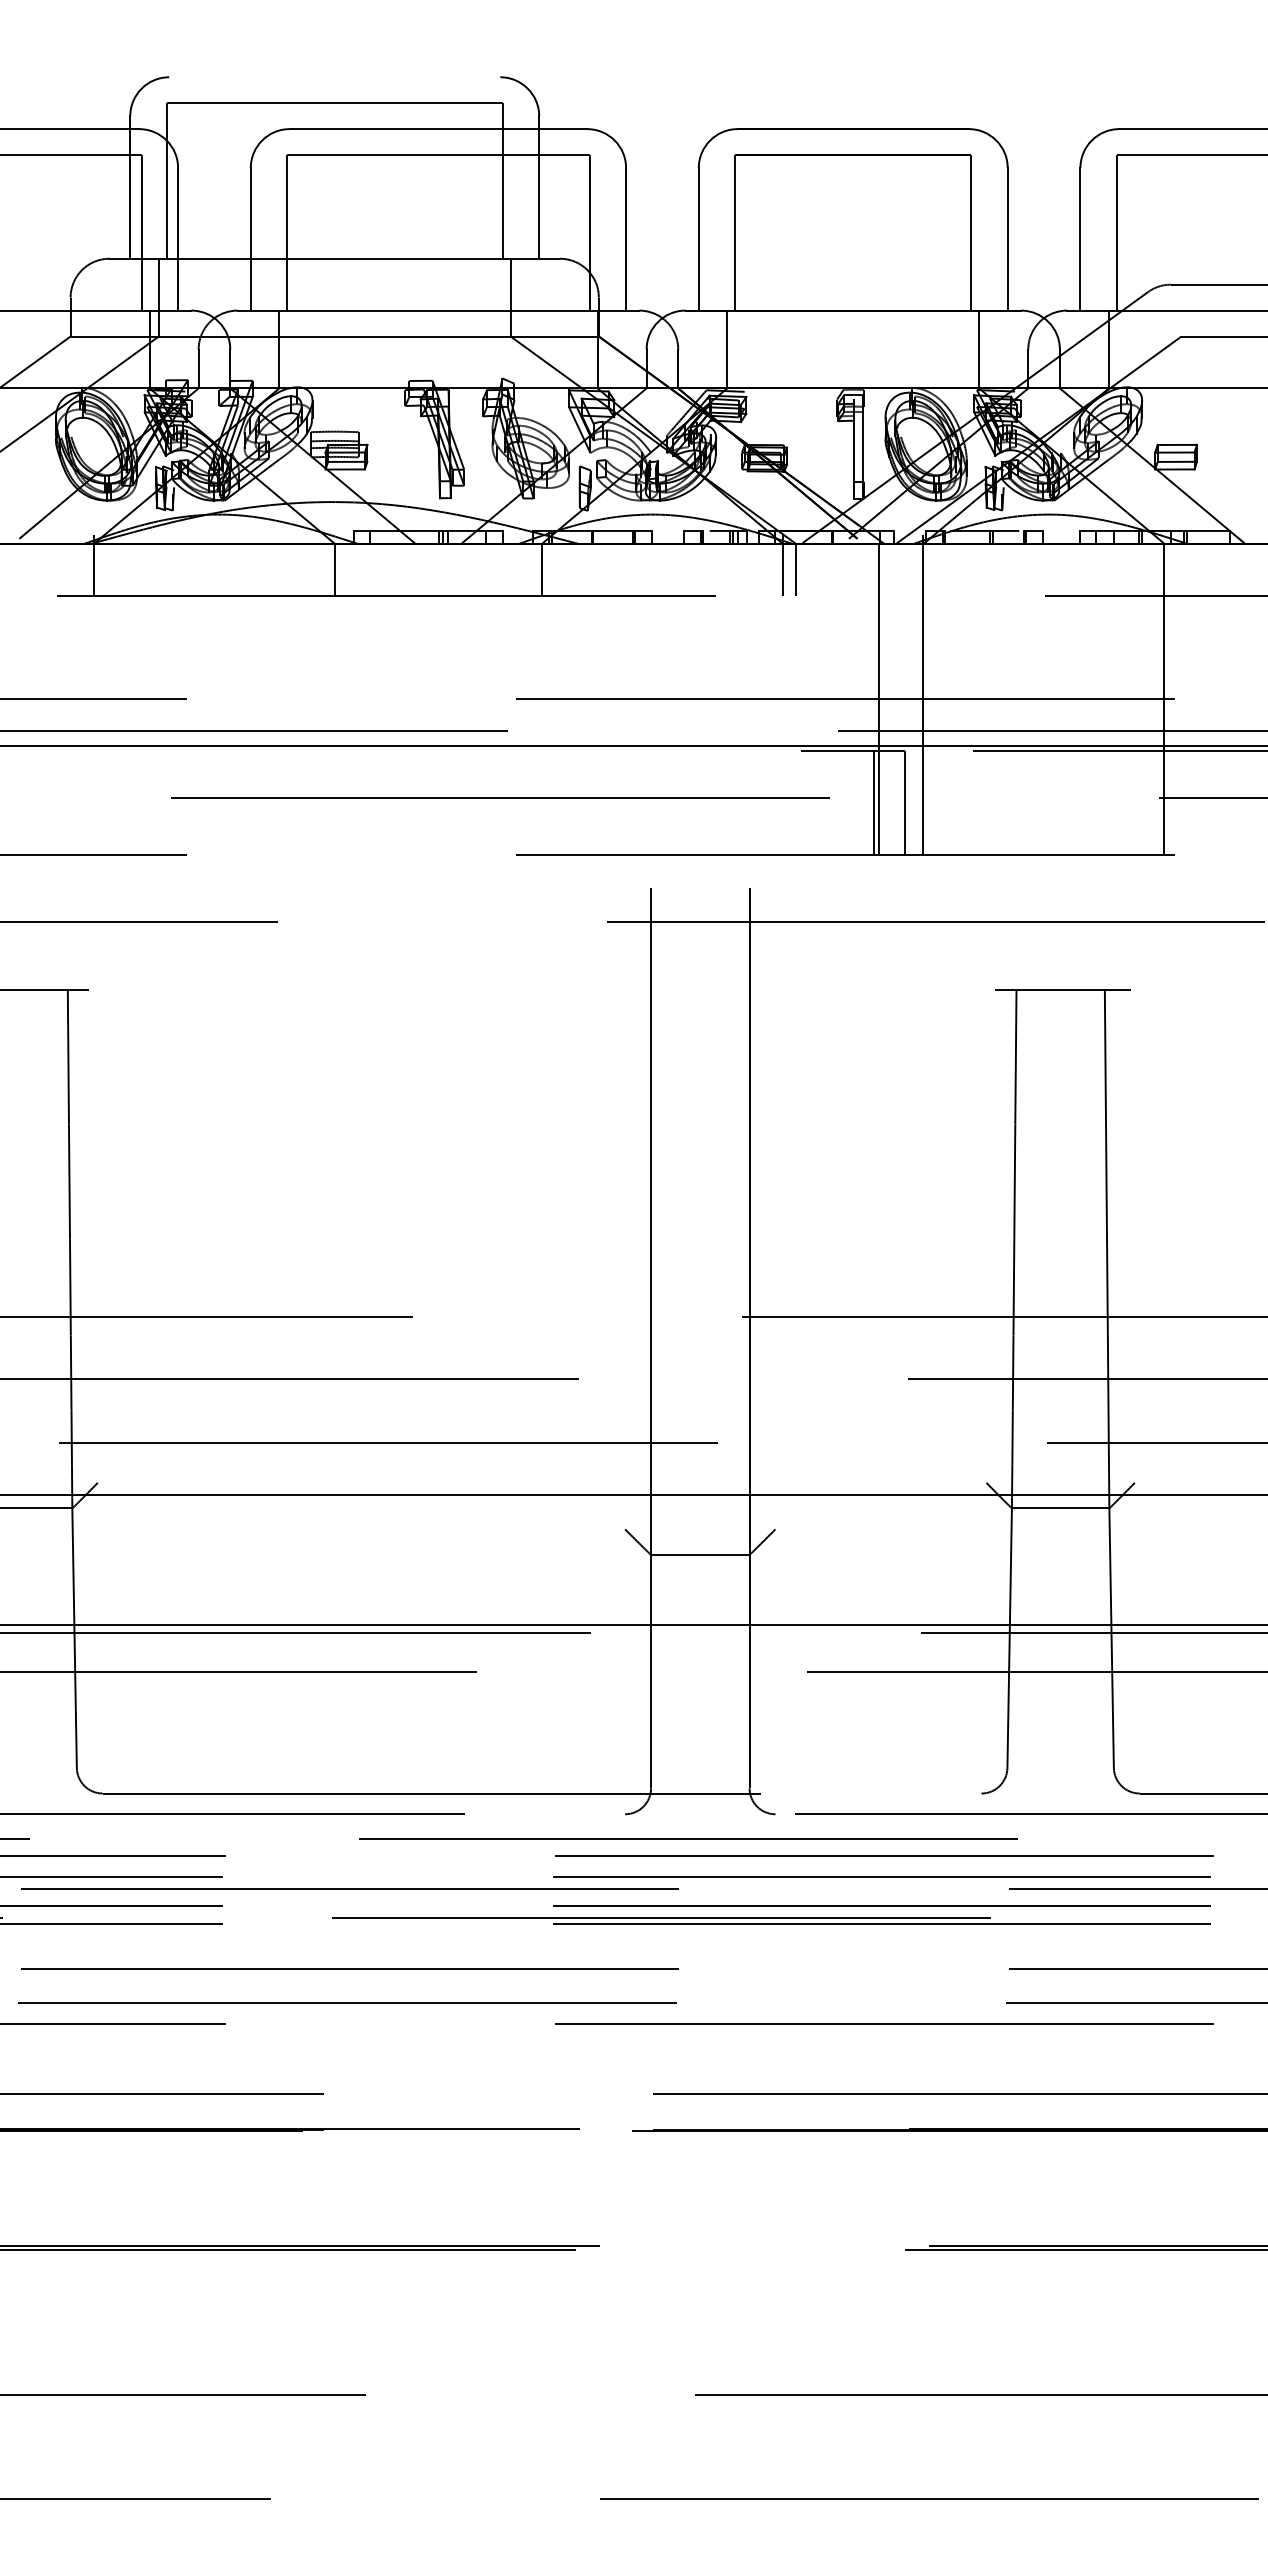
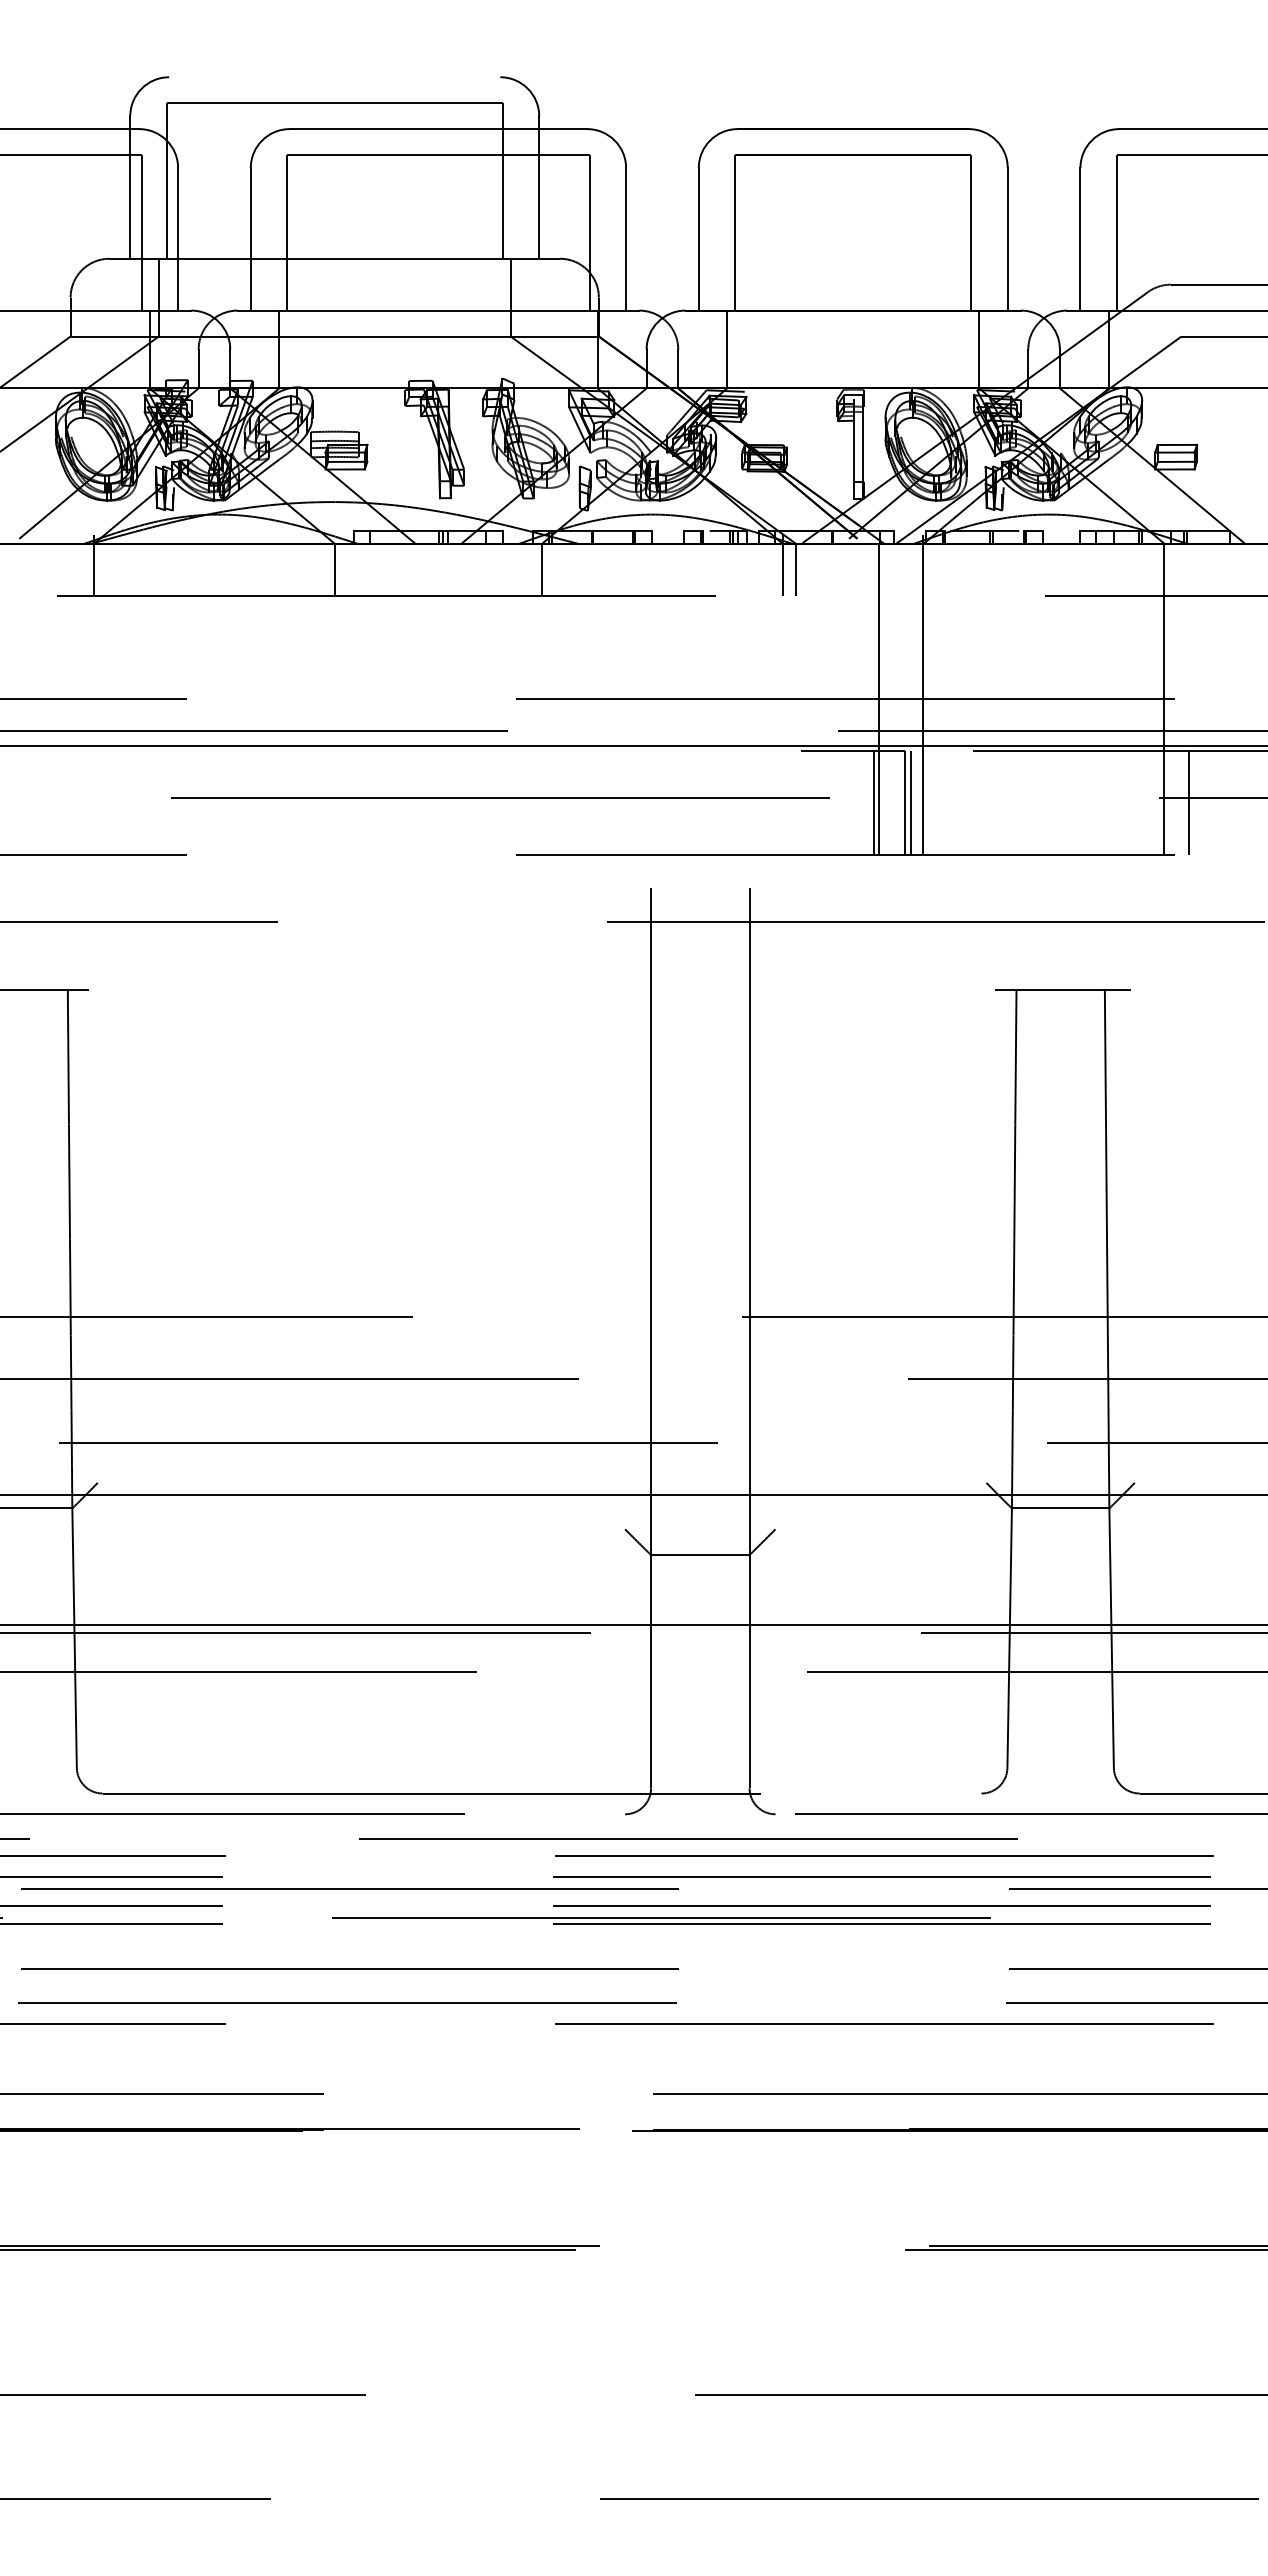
line: none -> present (911, 803)
line: none -> present (1189, 803)
